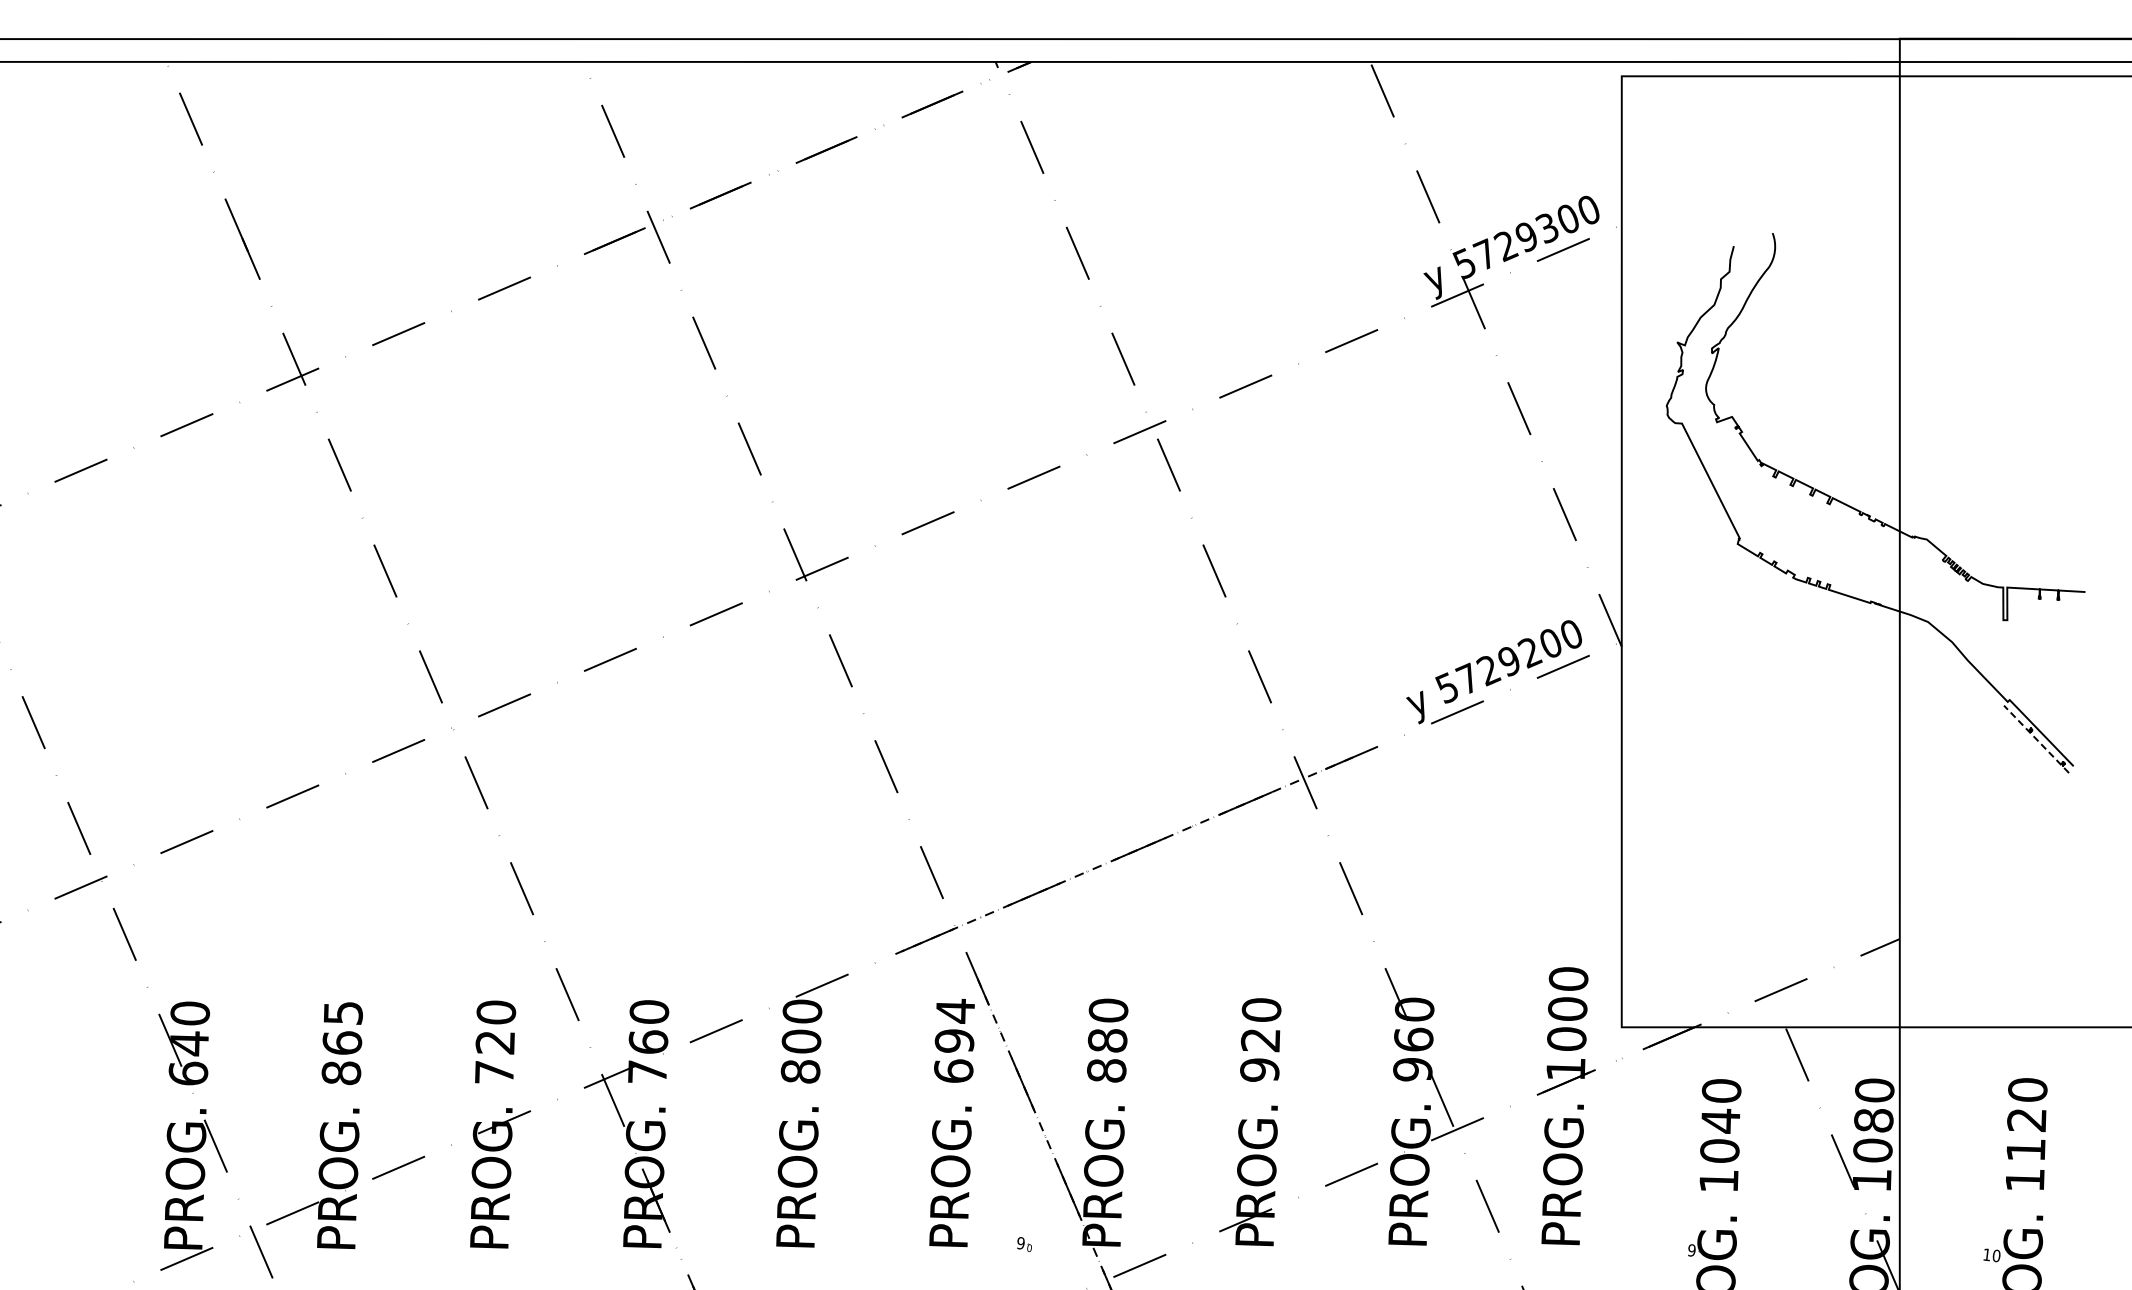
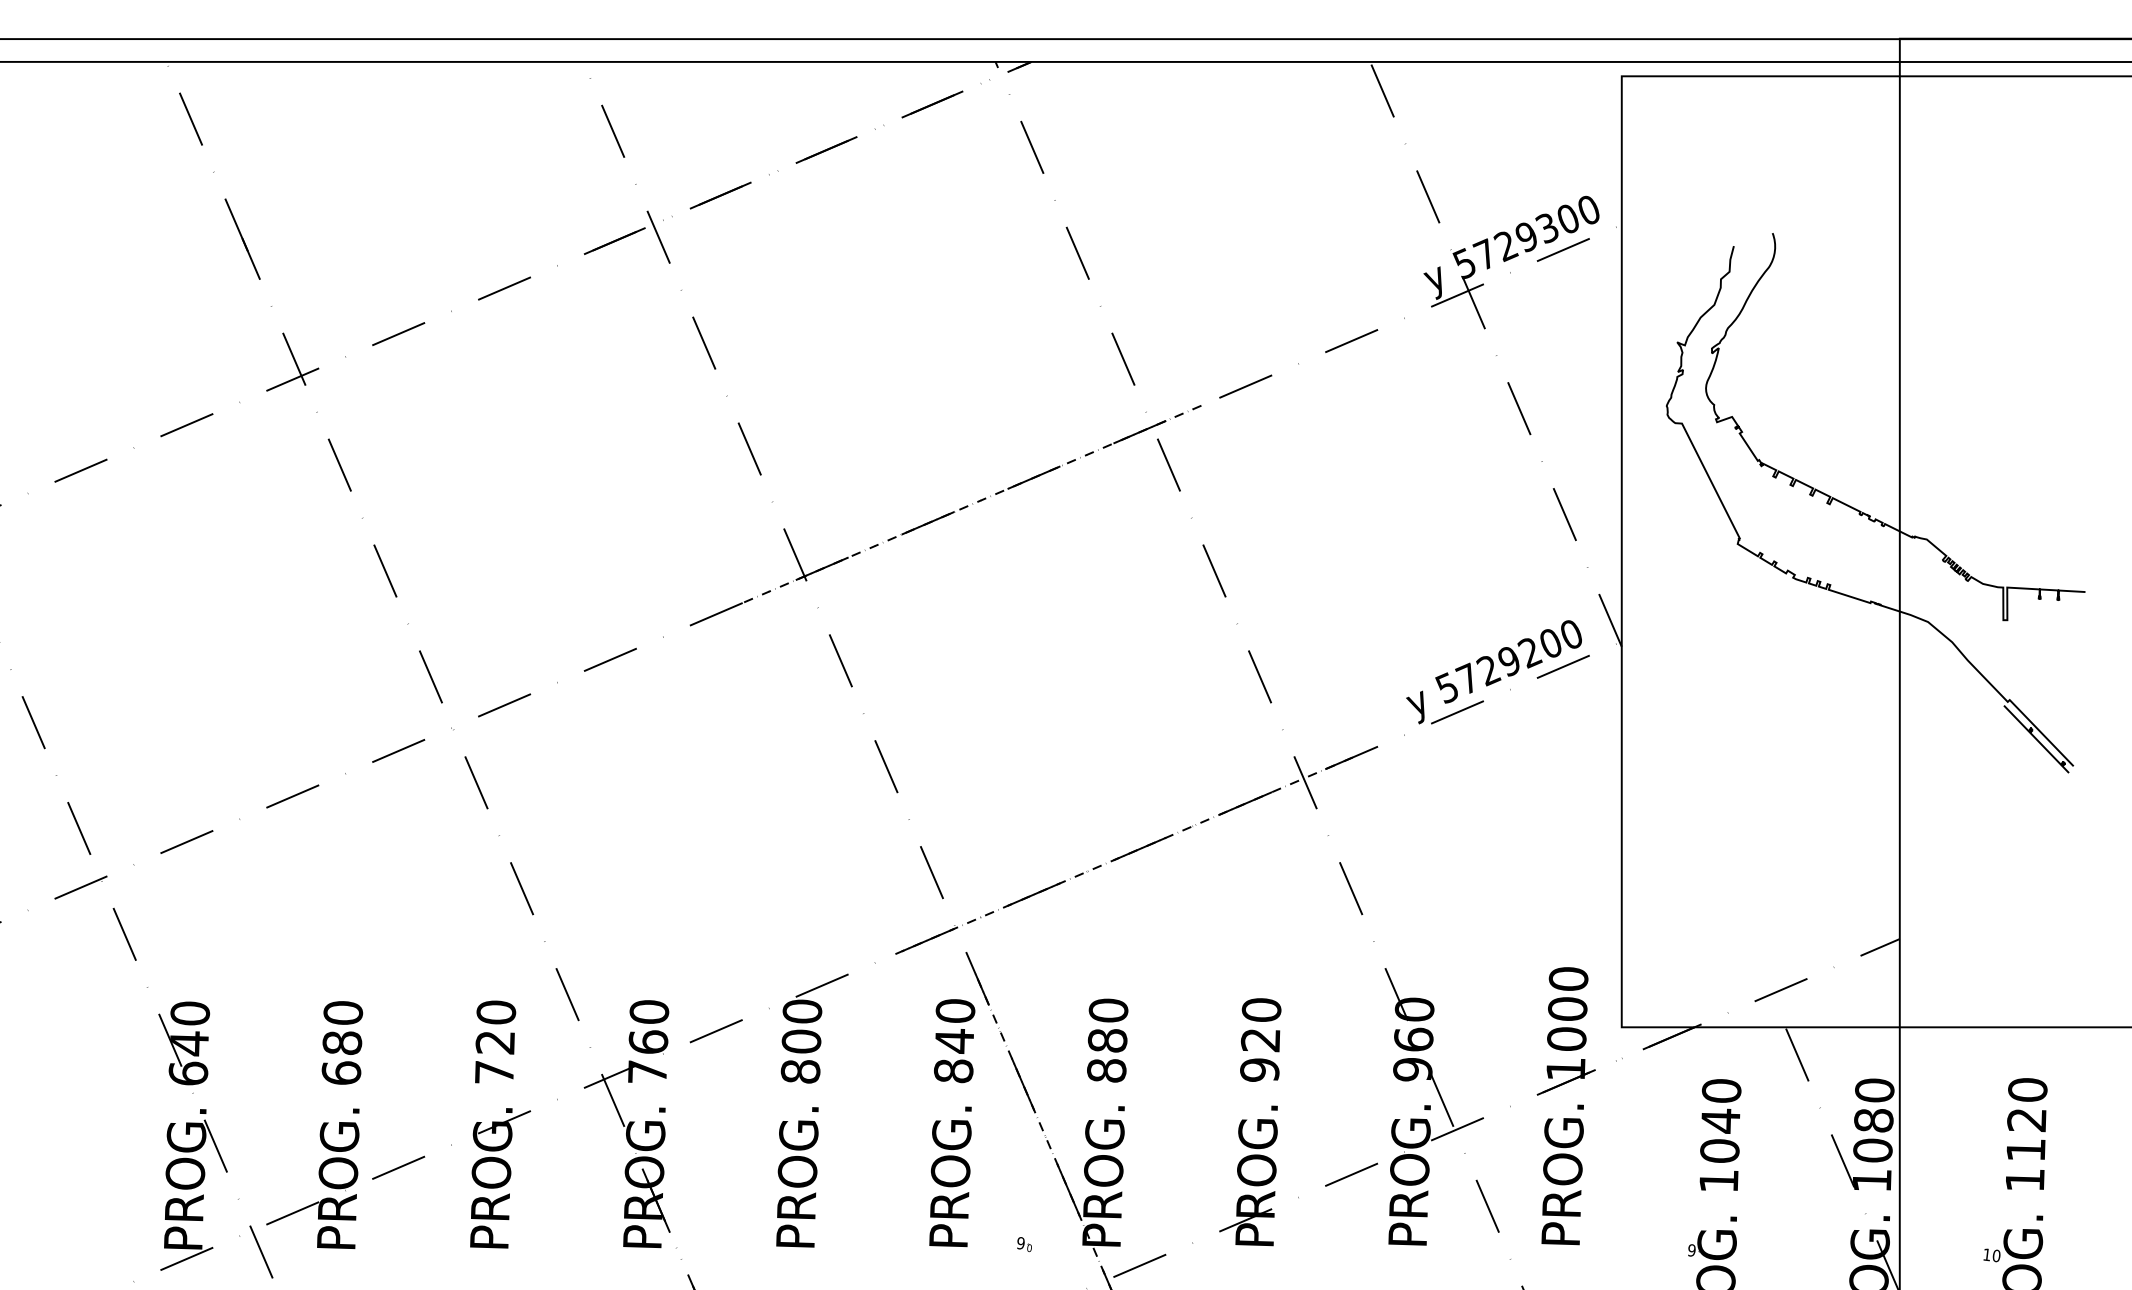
line: none -> present (972, 503)
line: dashed -> solid (2036, 739)
text: 694 -> 840 (954, 1040)
text: 865 -> 680 (342, 1043)
